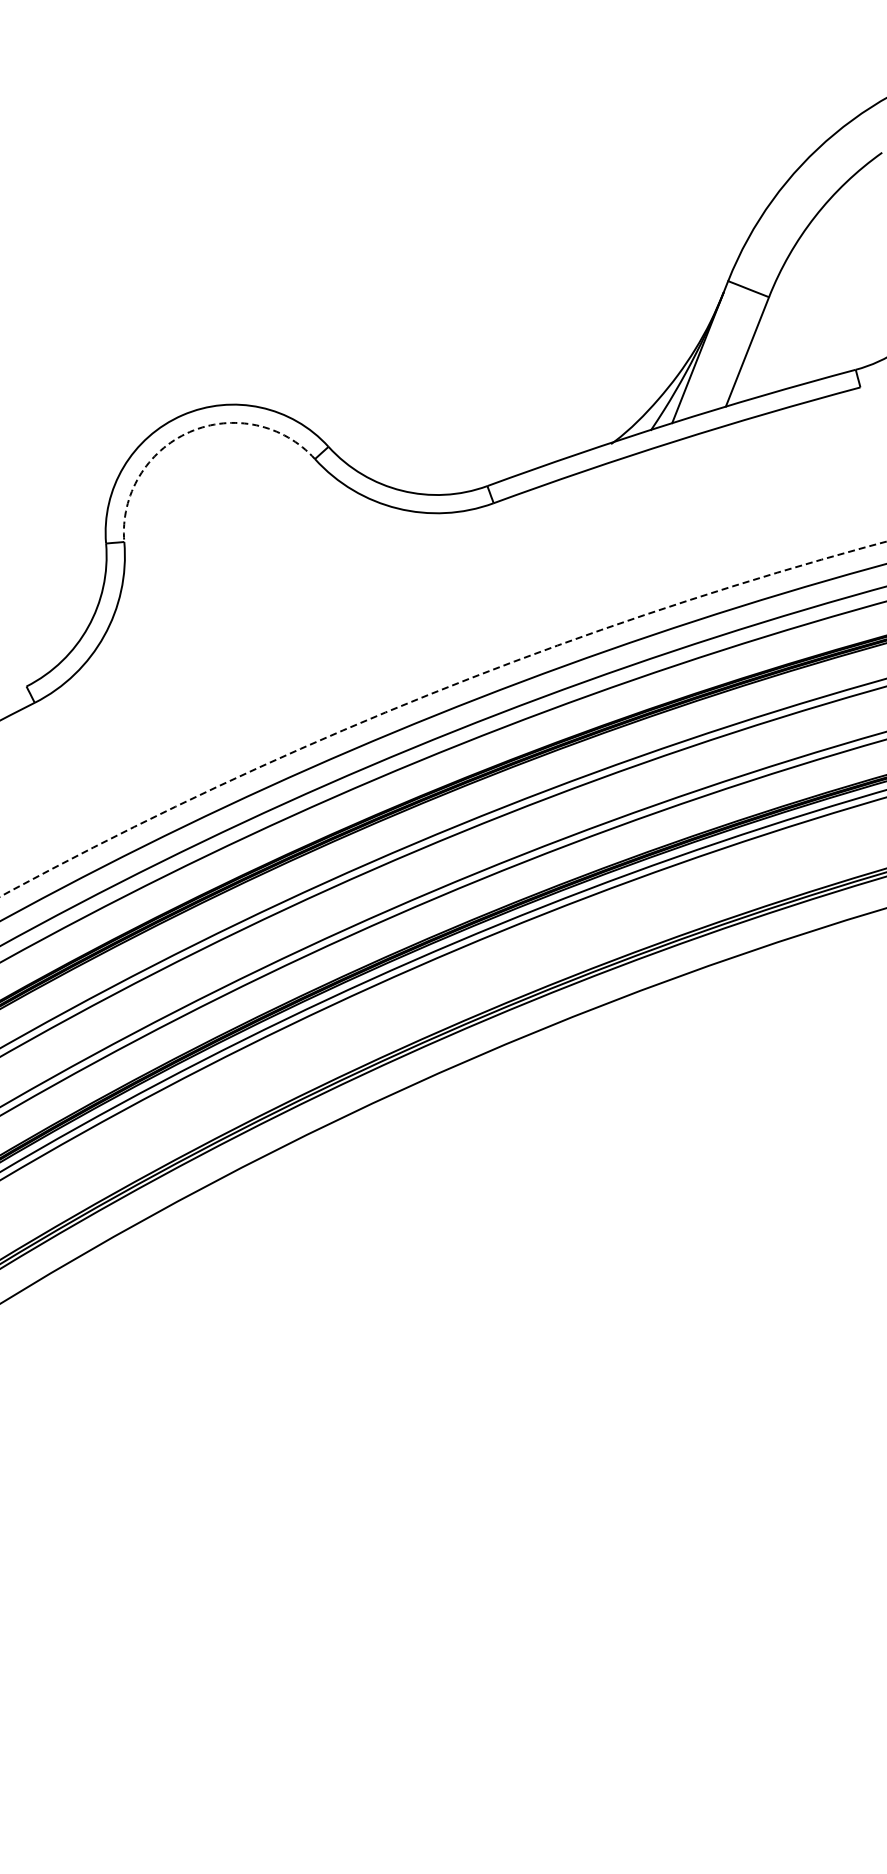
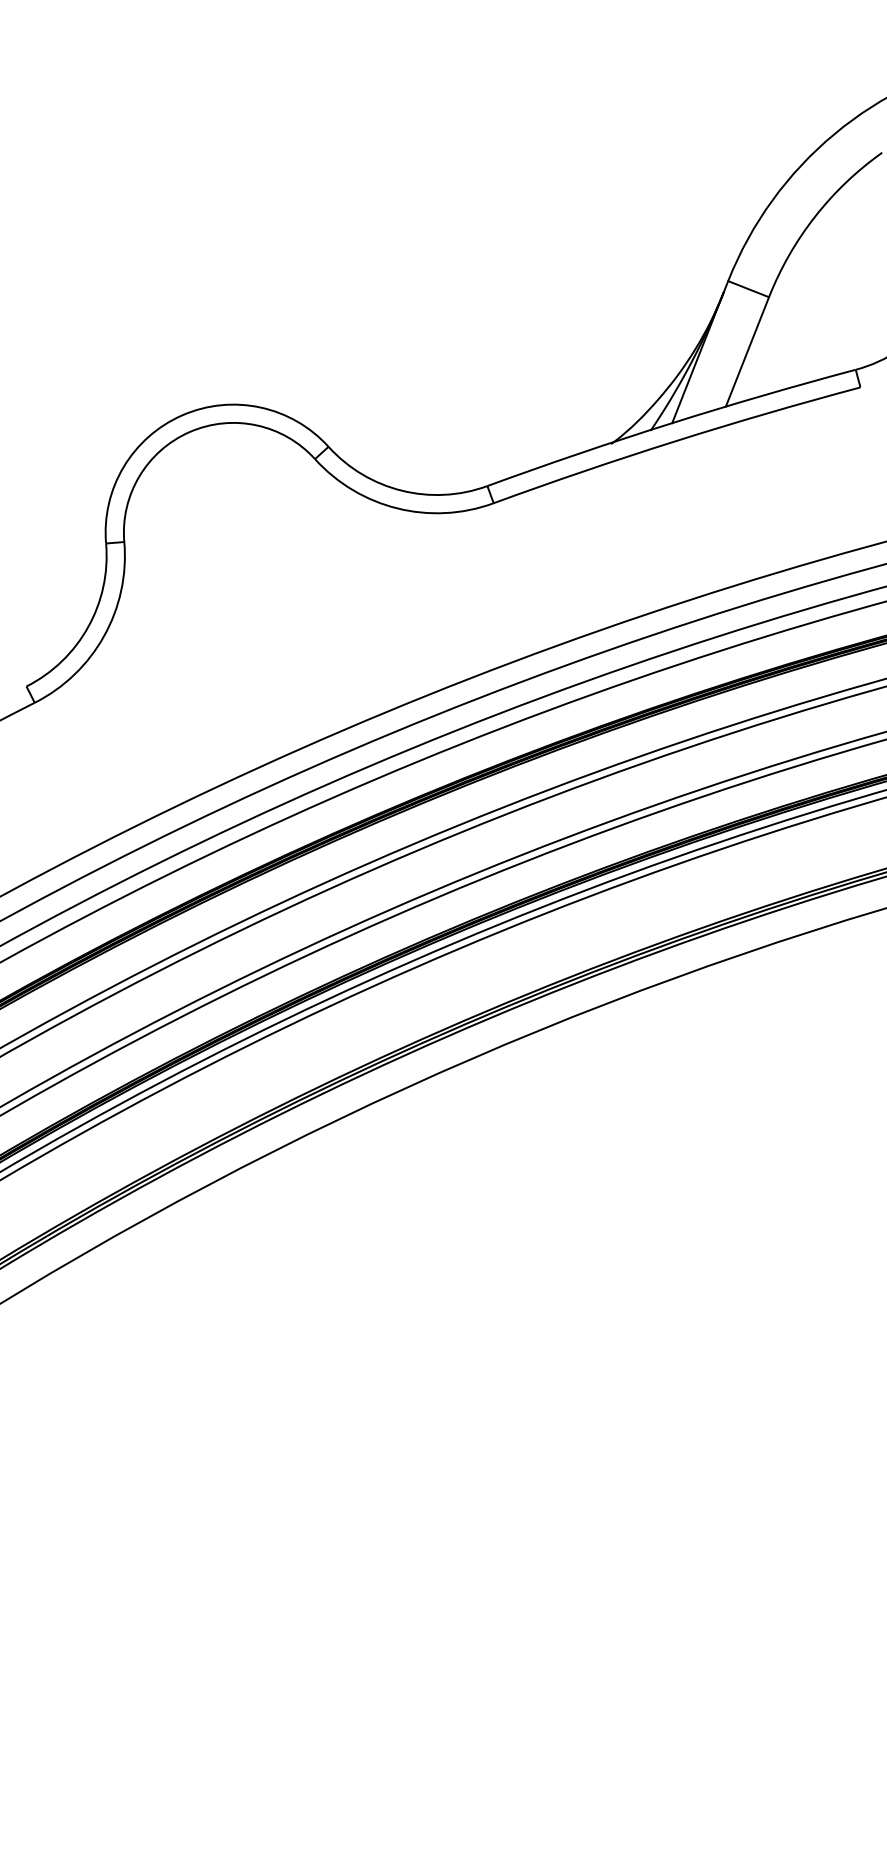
arc: dashed -> solid (189, 432)
arc: dashed -> solid (433, 692)
